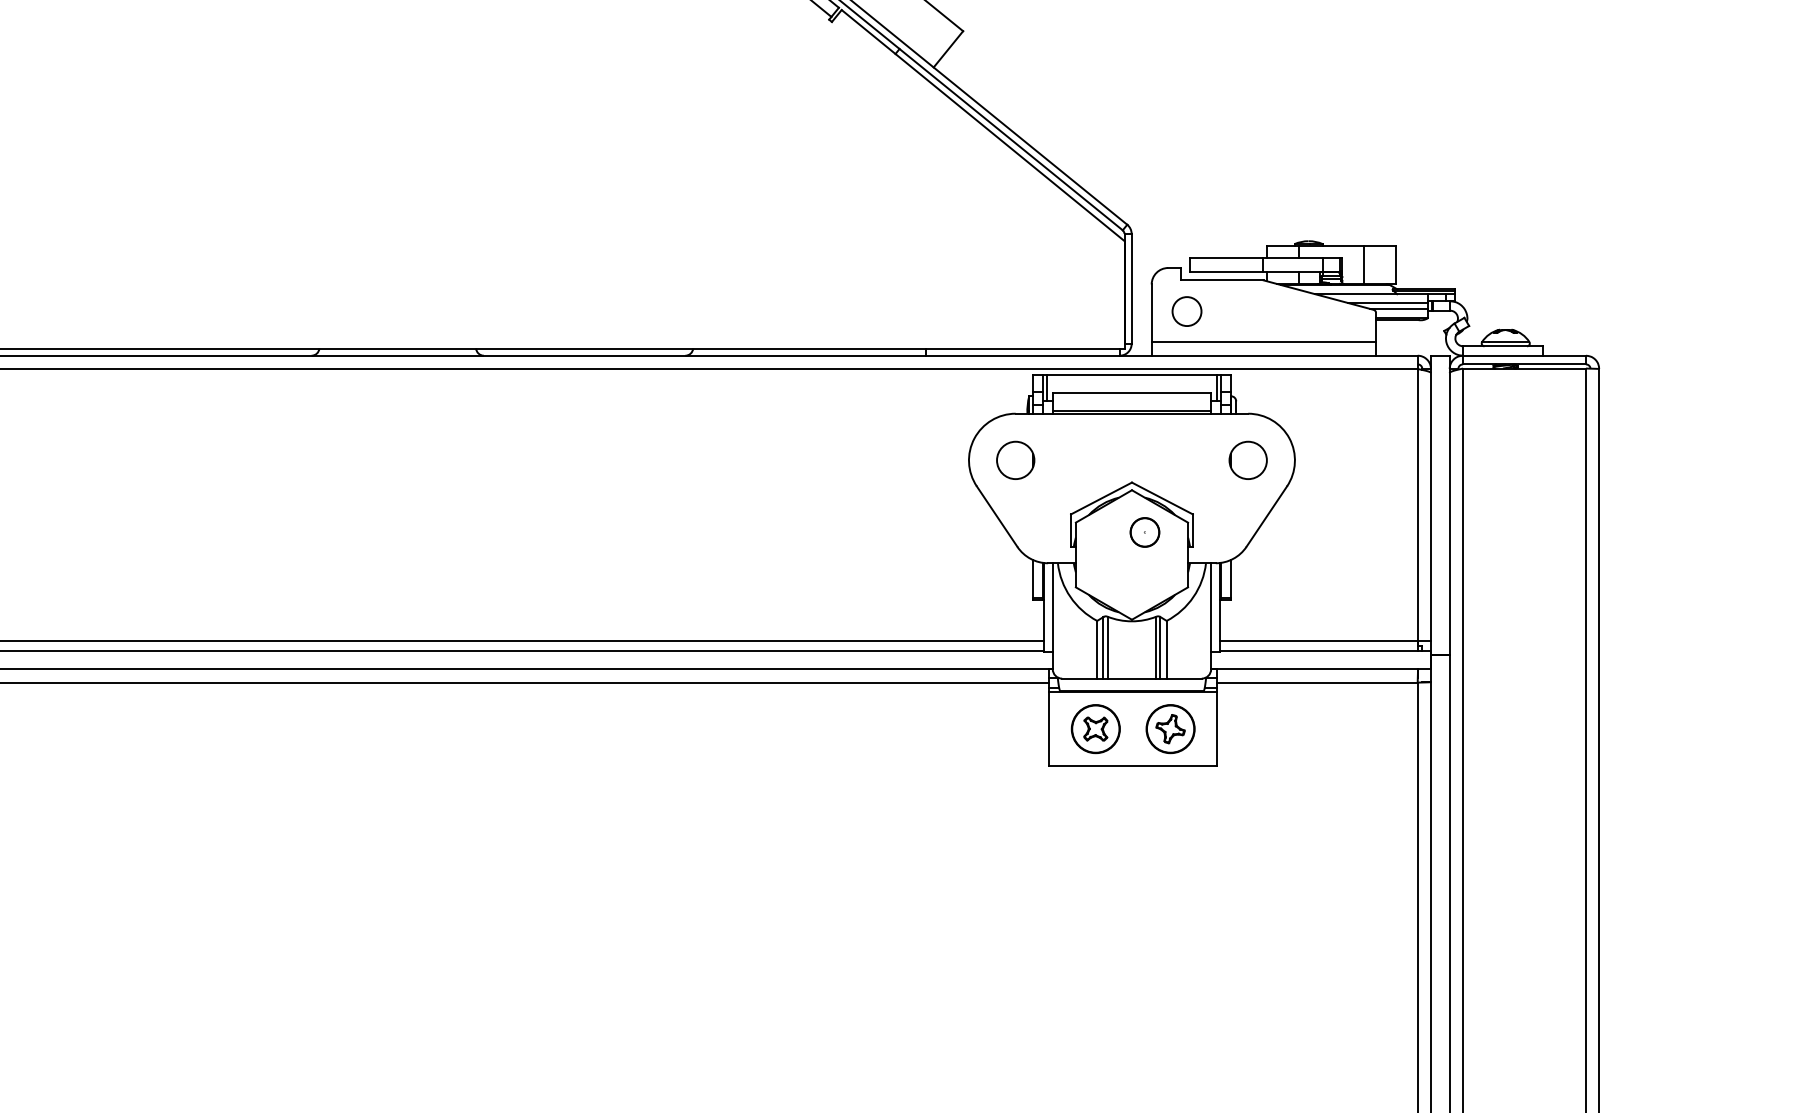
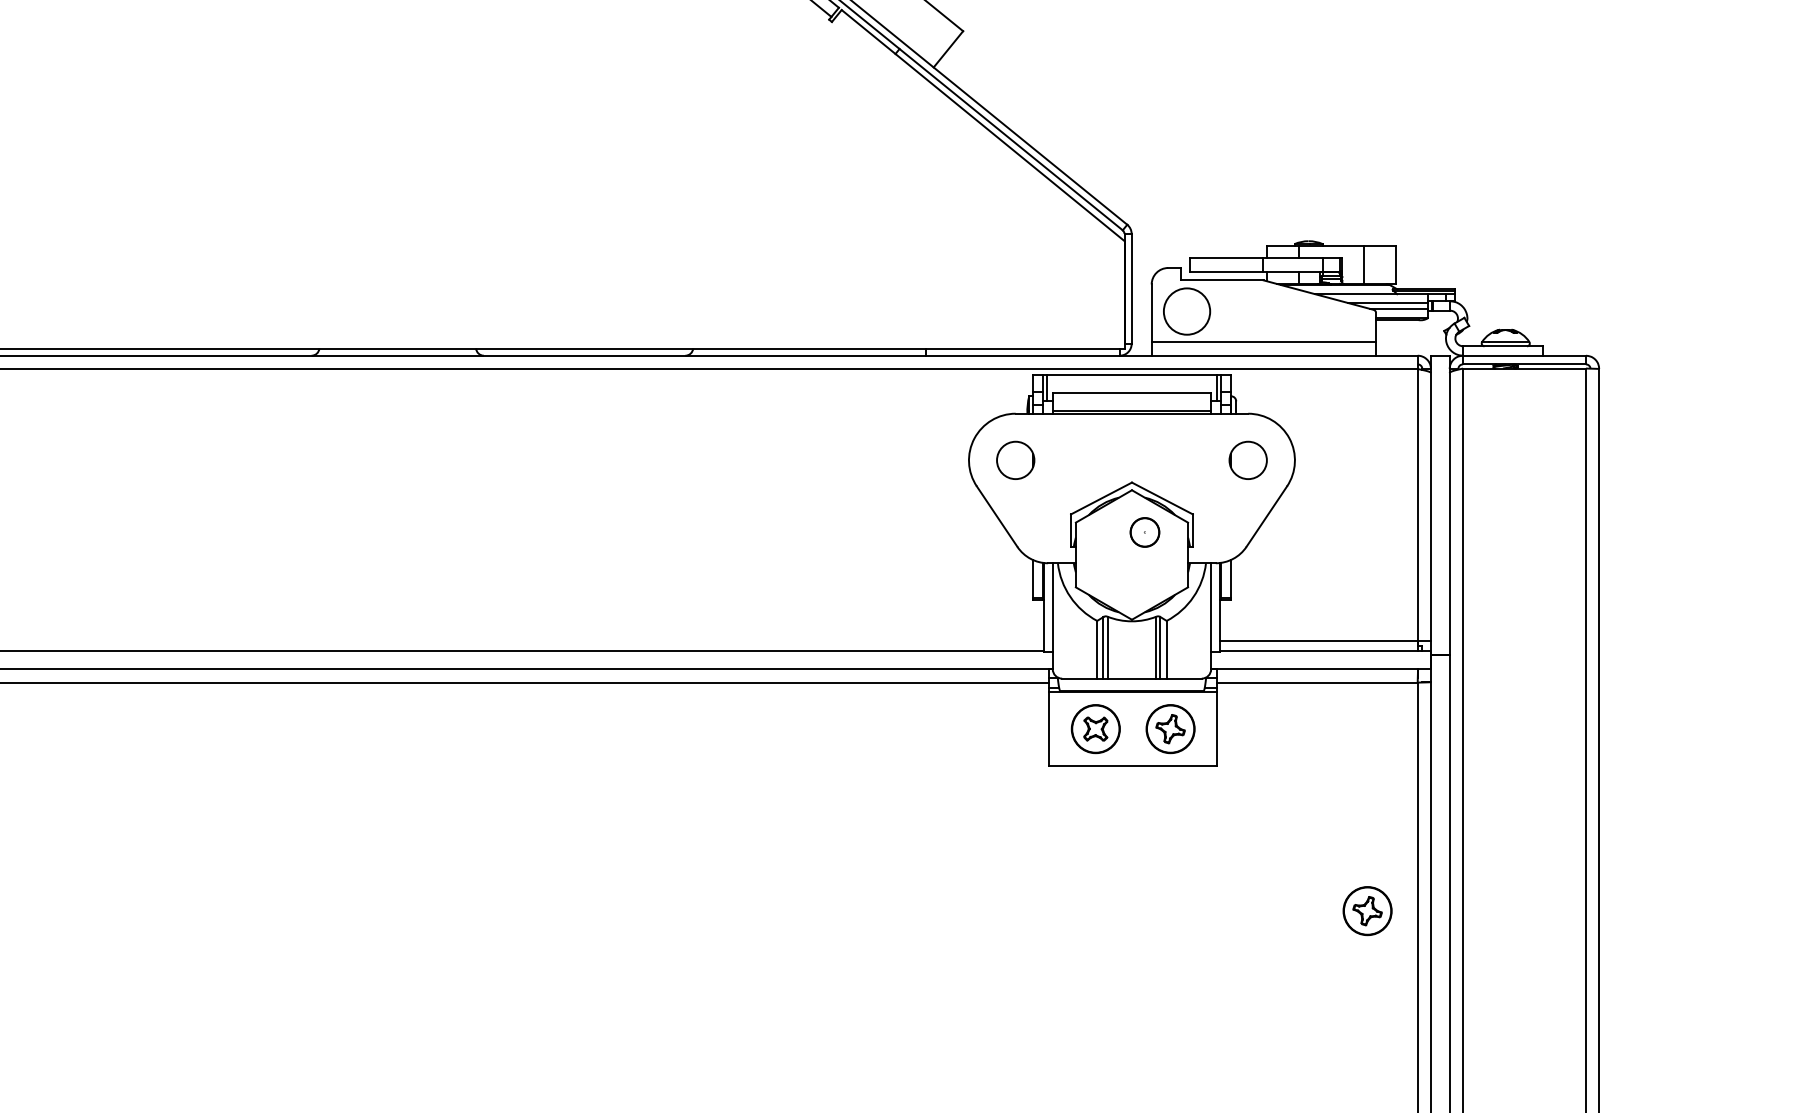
circle diameter: 29 px -> 46 px (1186, 311)
line: present -> none (522, 641)
part: none -> present (1367, 911)
